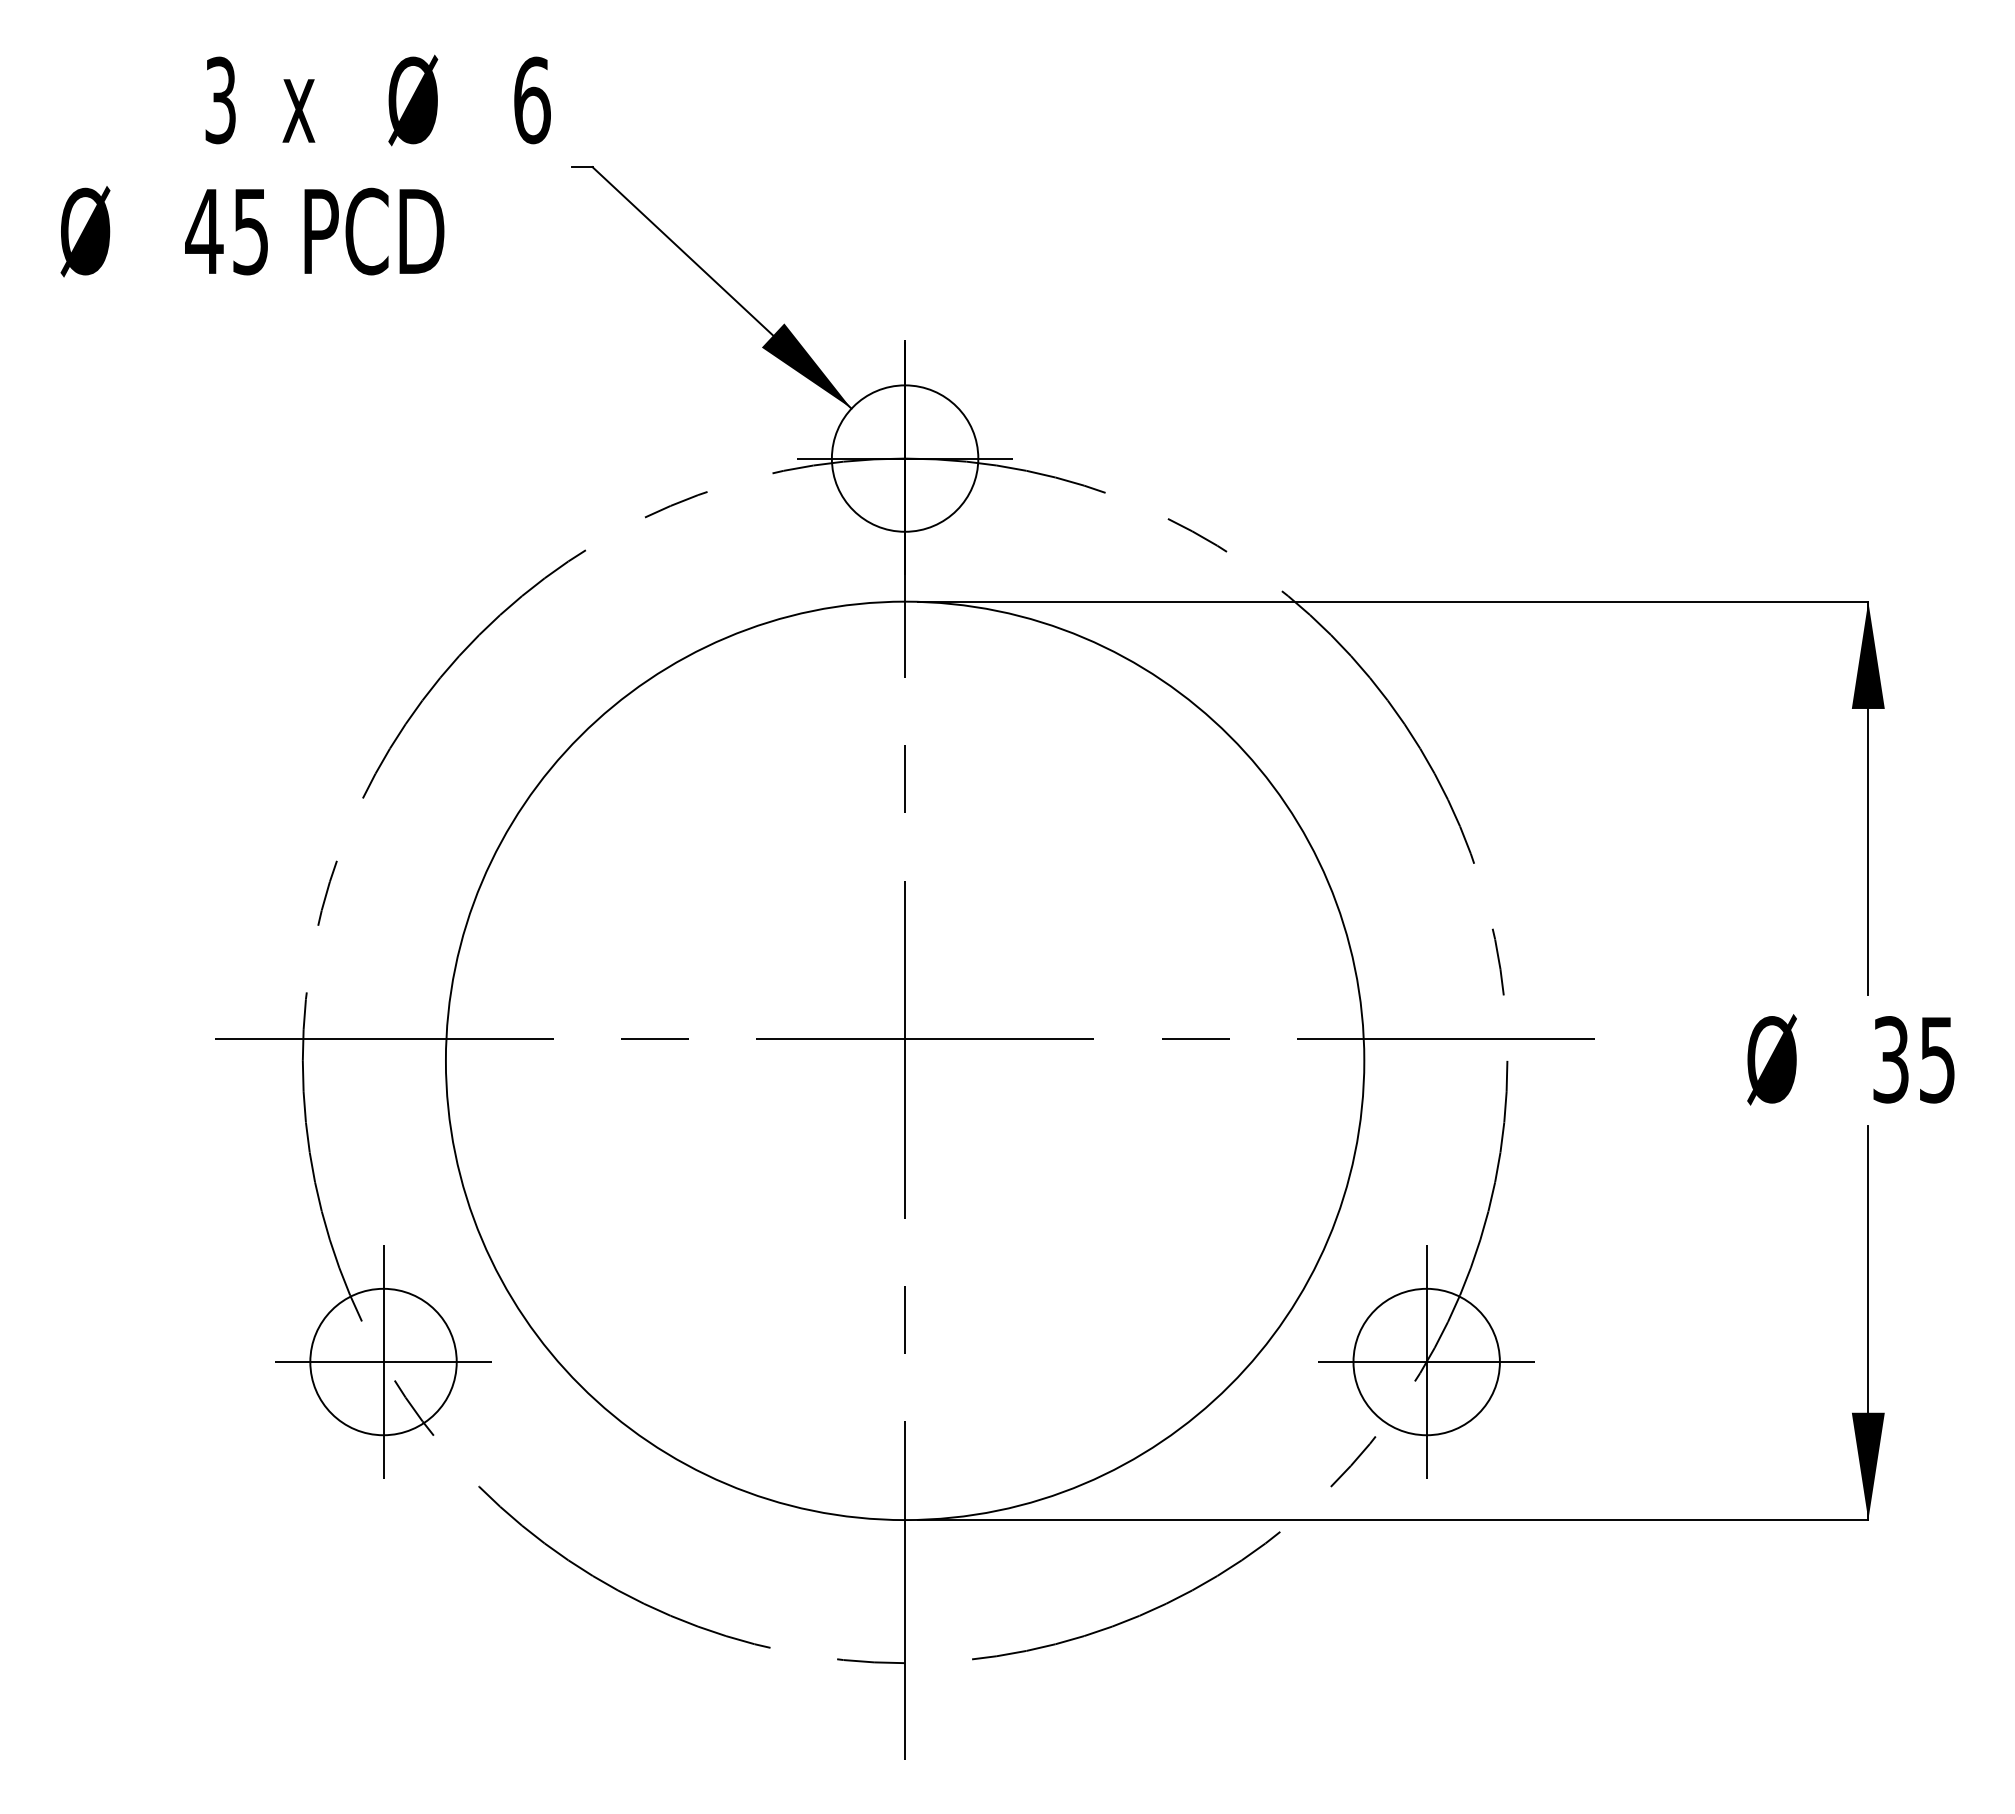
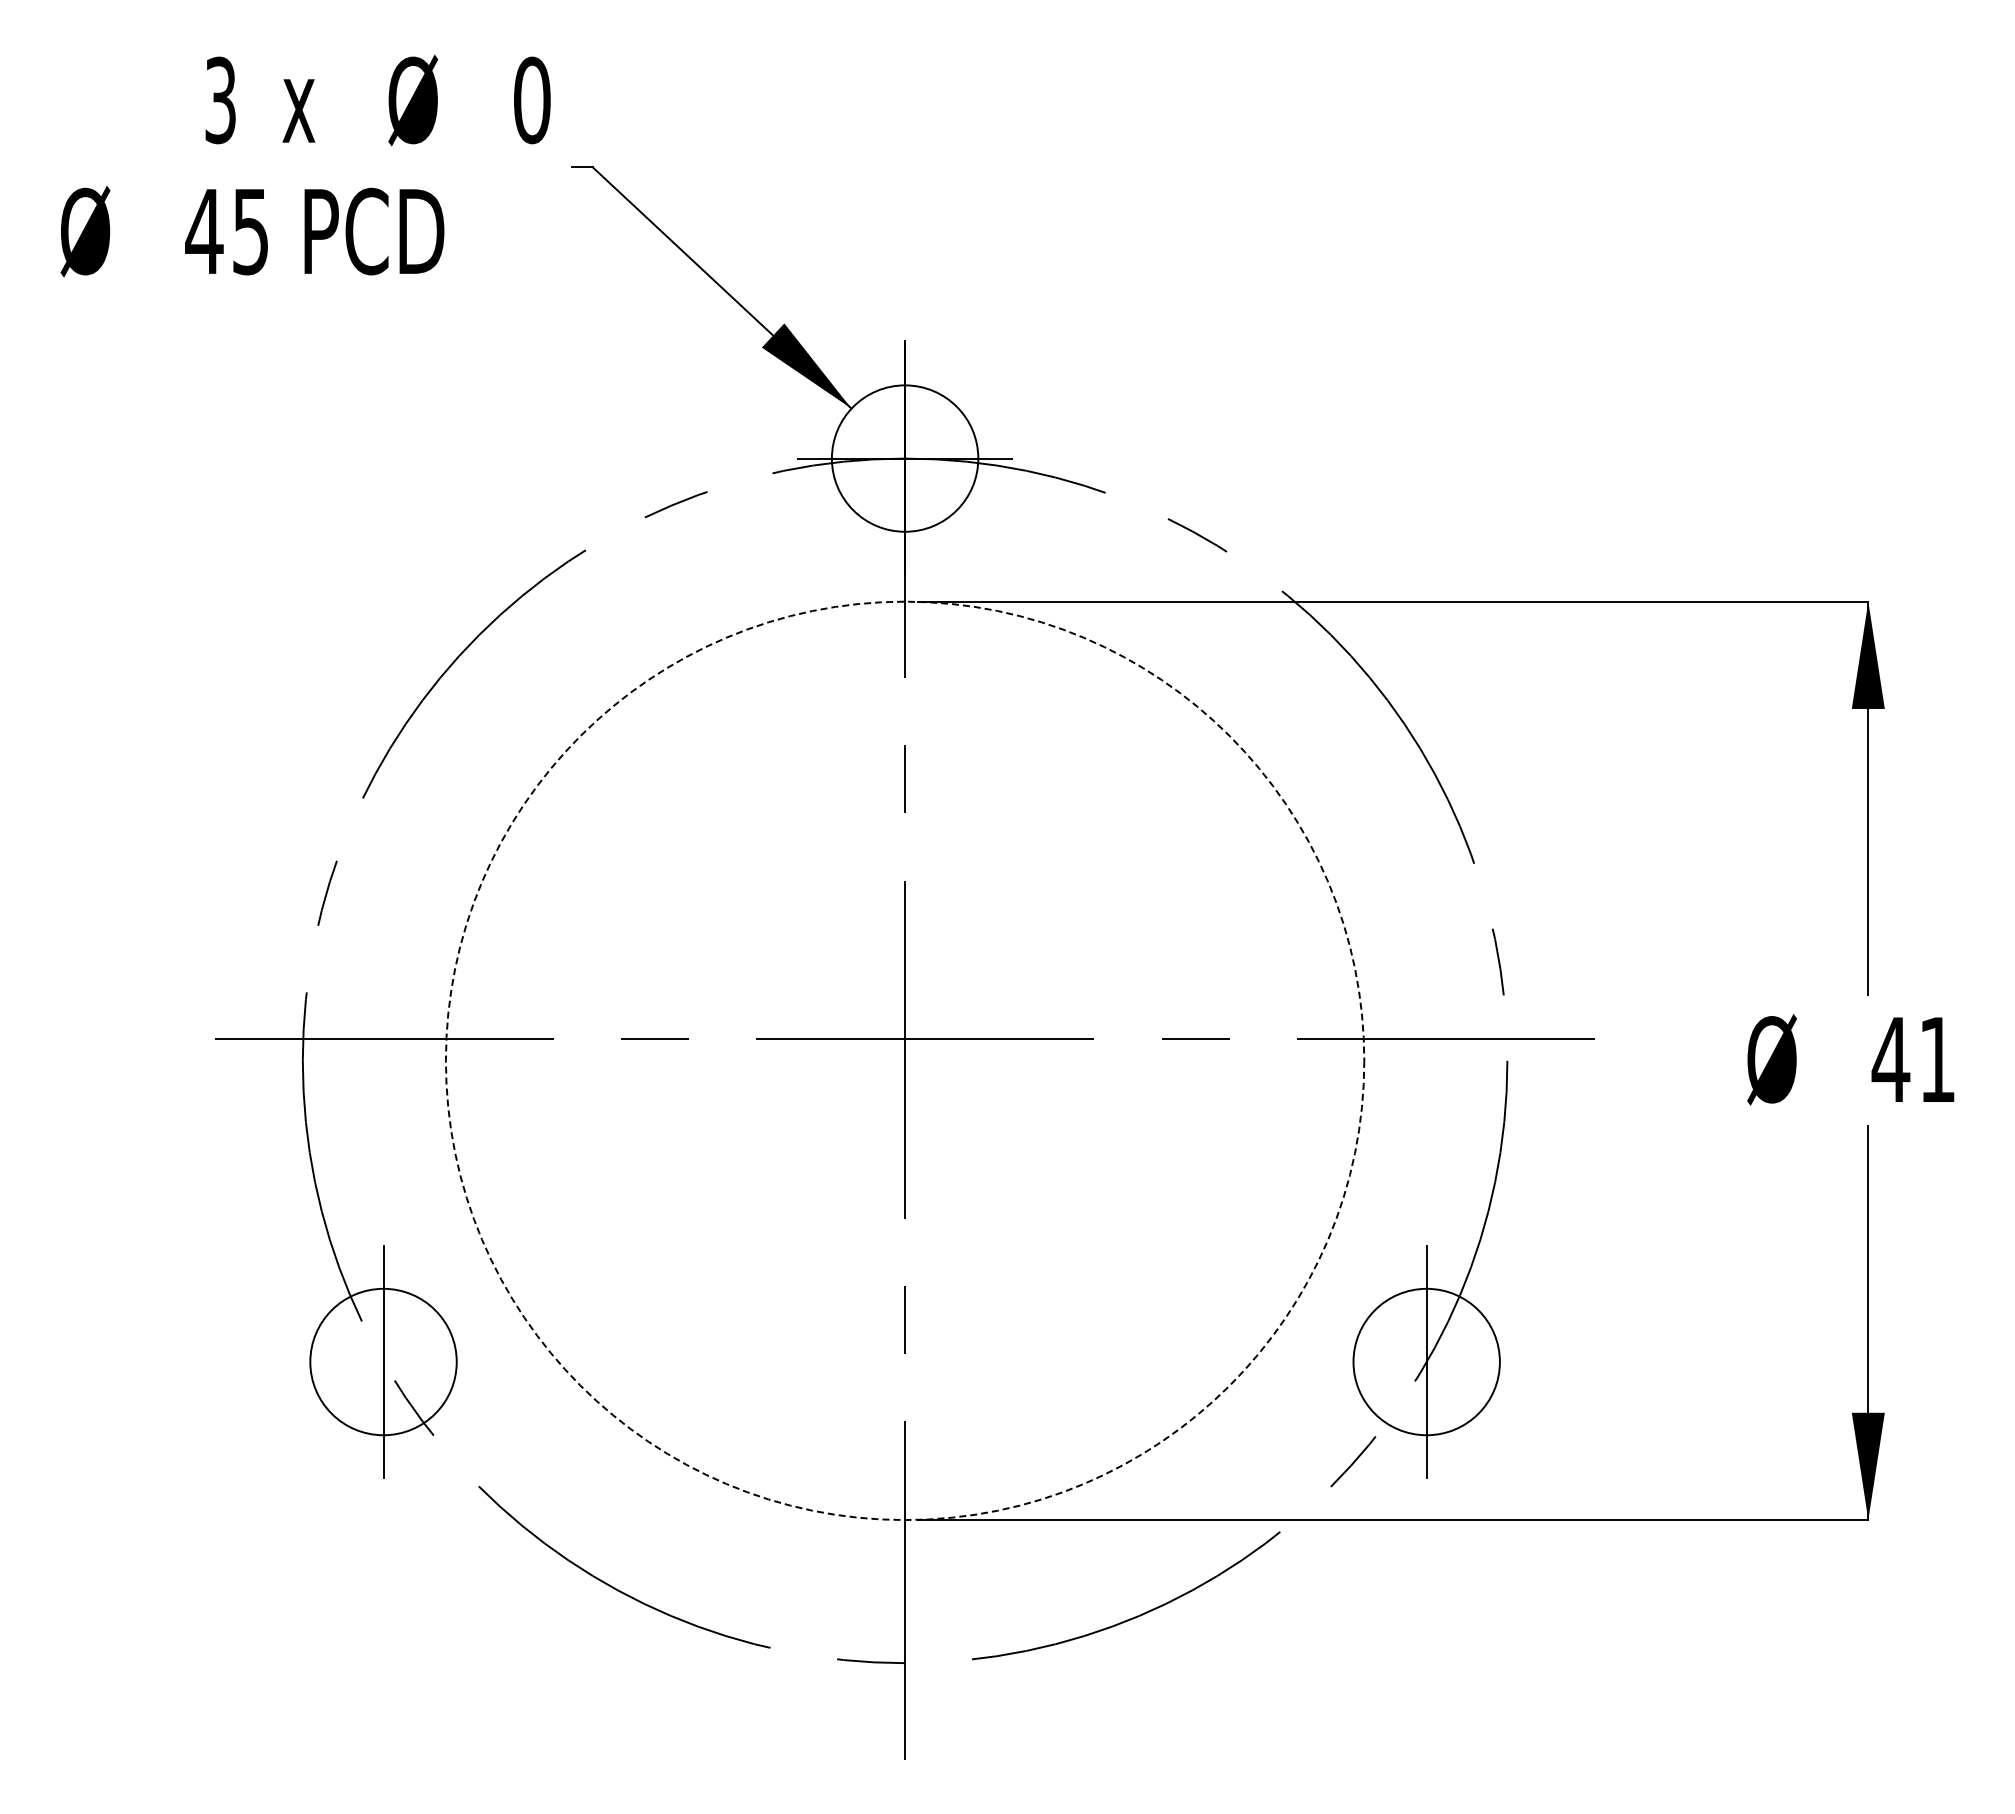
text: 6 -> 0 (532, 100)
text: 35 -> 41 (1912, 1059)
circle: solid -> dashed (904, 1060)
line: present -> none (383, 1362)
line: present -> none (1426, 1362)
